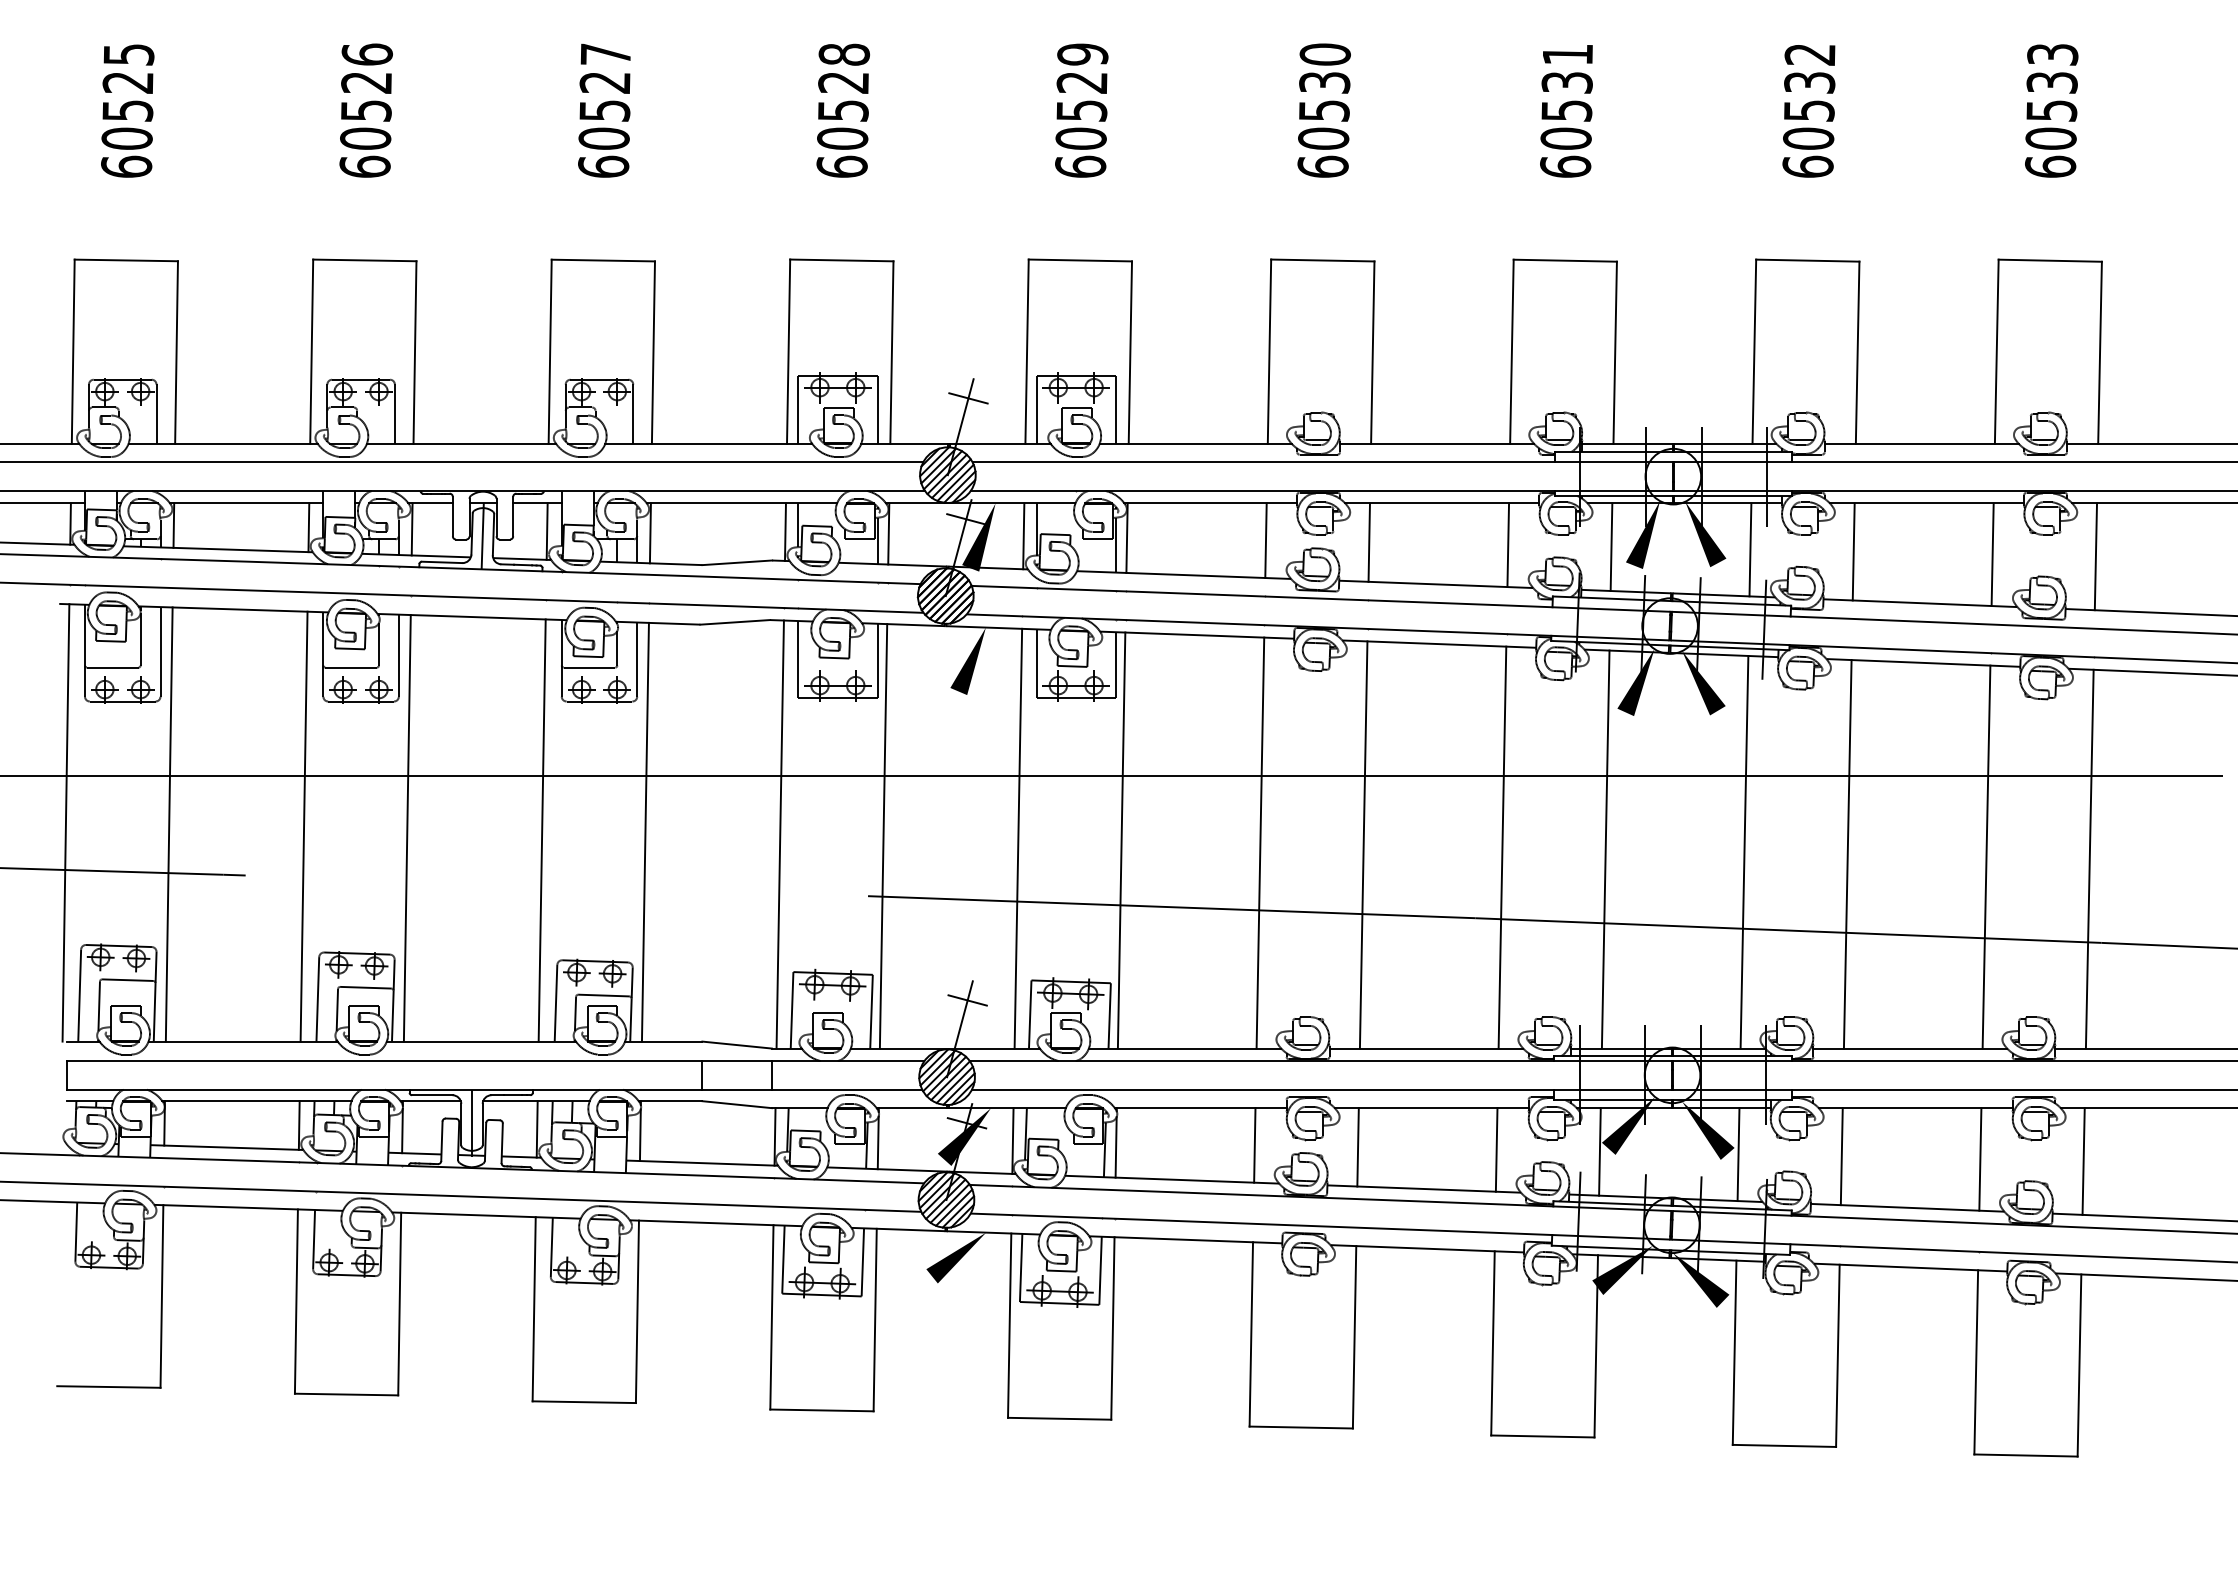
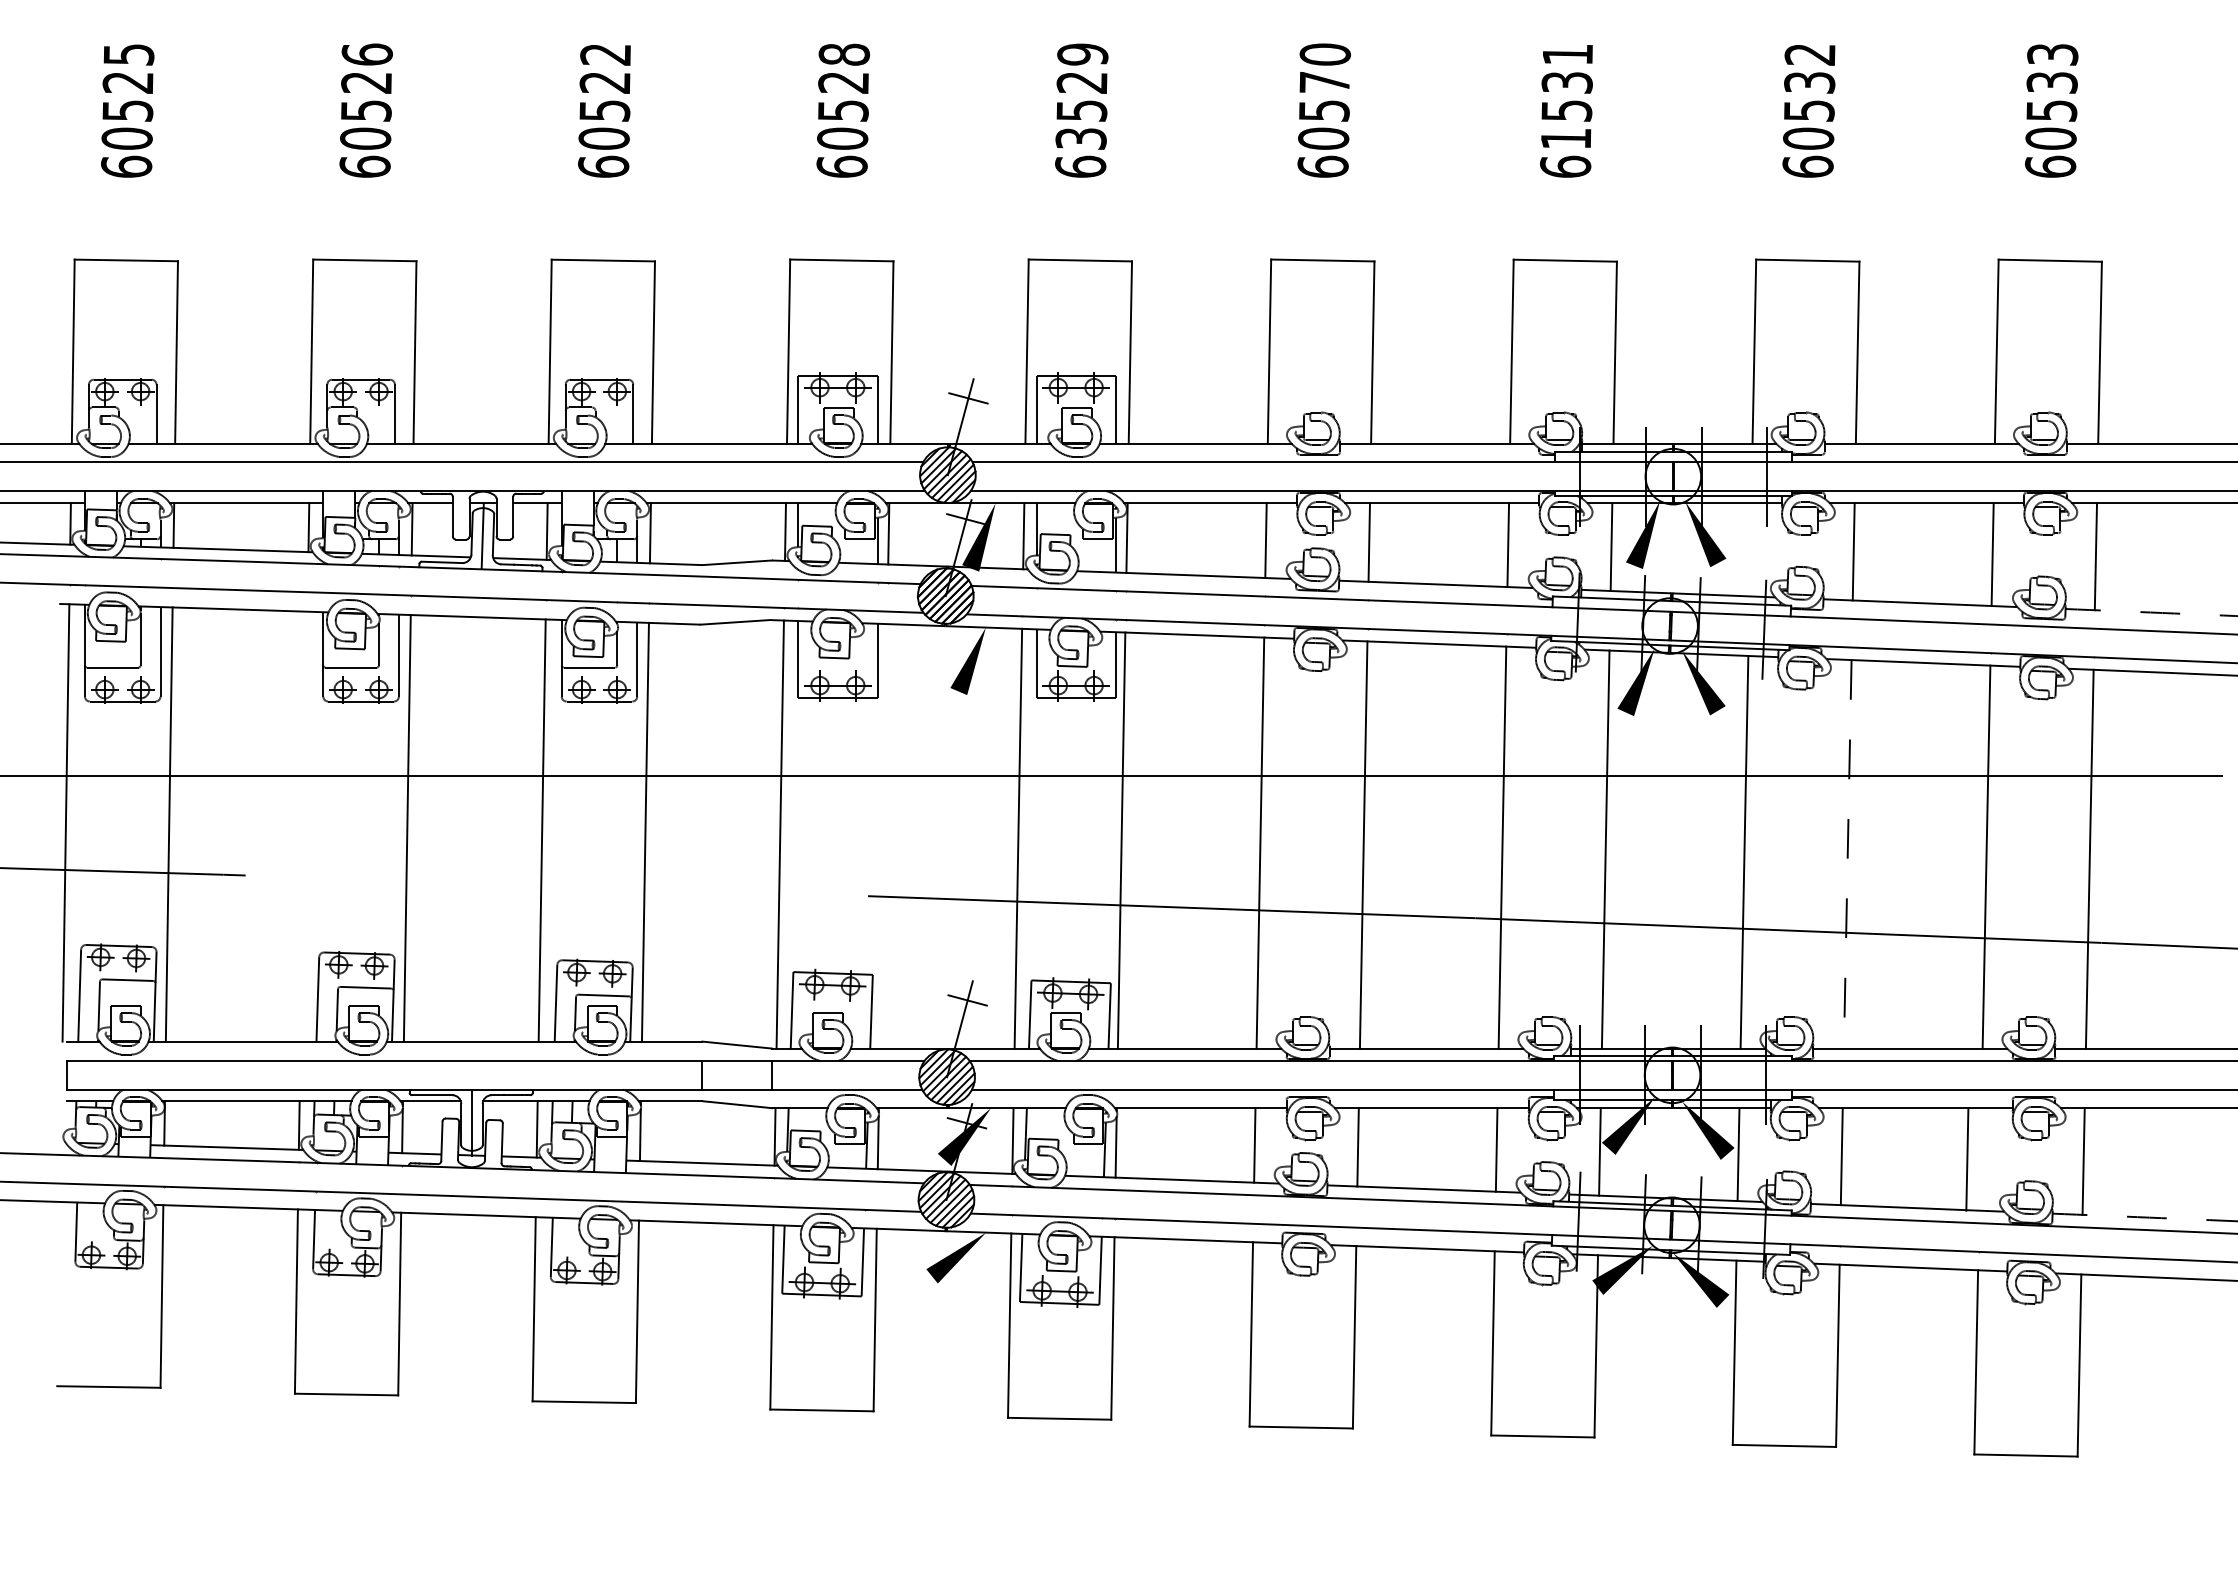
text: 60527 -> 60522 (605, 54)
text: 60530 -> 60570 (1324, 82)
text: 60529 -> 63529 (1080, 138)
text: 60531 -> 61531 (1565, 138)
line: present -> none (1750, 549)
arc: solid -> dashed (2151, 612)
line: present -> none (303, 826)
line: present -> none (883, 836)
line: solid -> dashed (1847, 854)
line position: (1980, 1159) -> (1967, 1159) (1967, 1159)
arc: solid -> dashed (2145, 1217)
